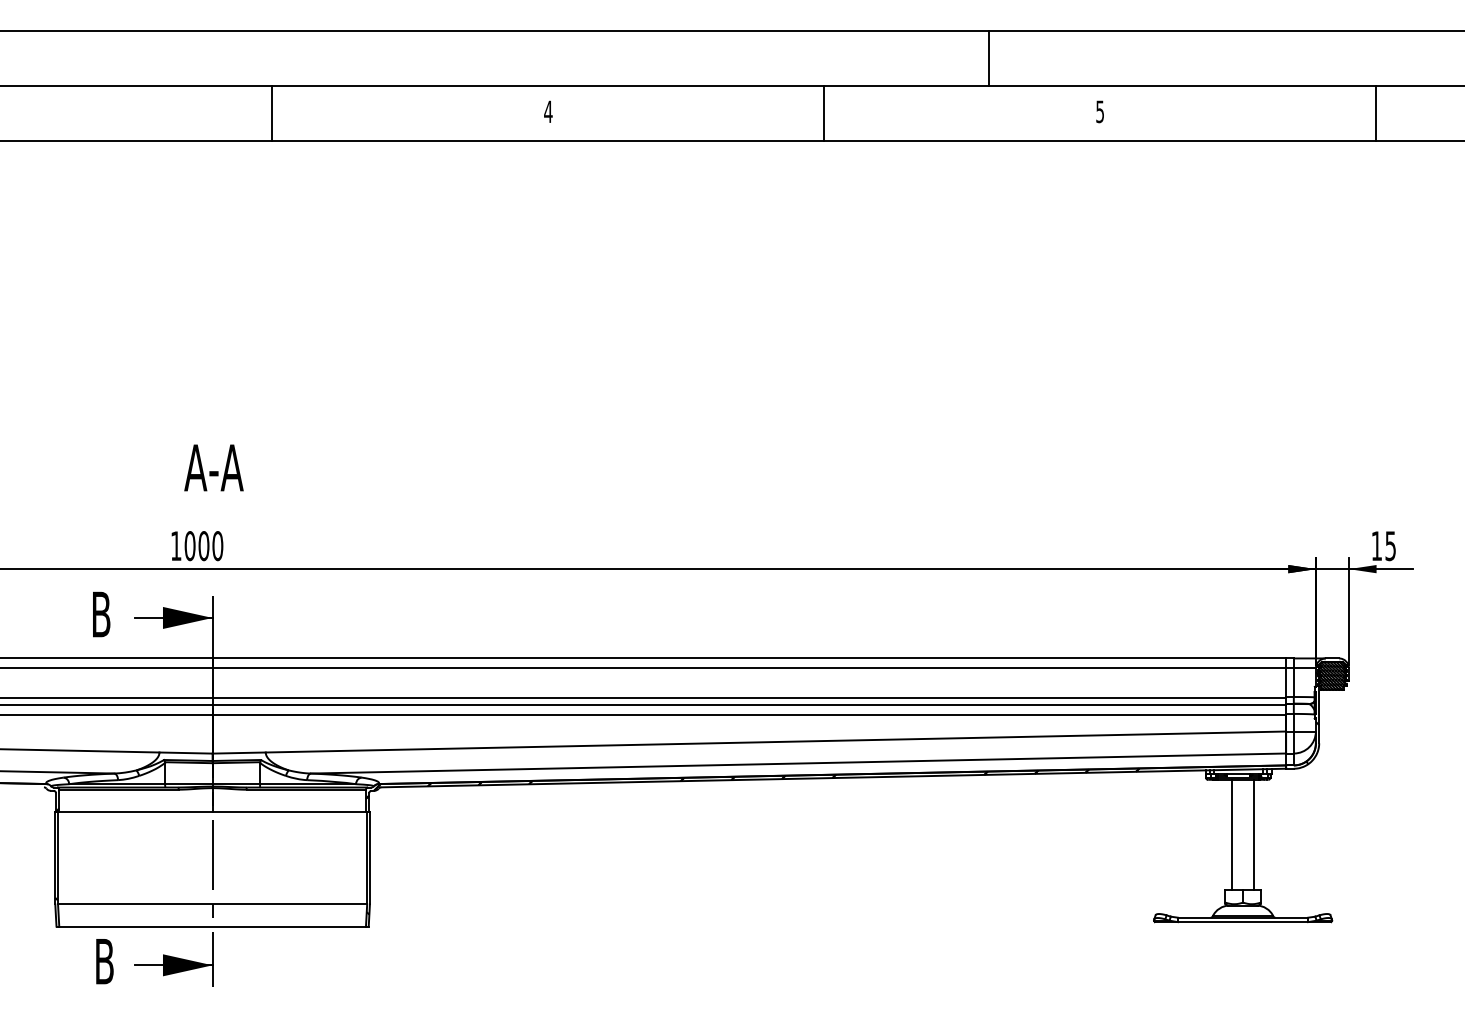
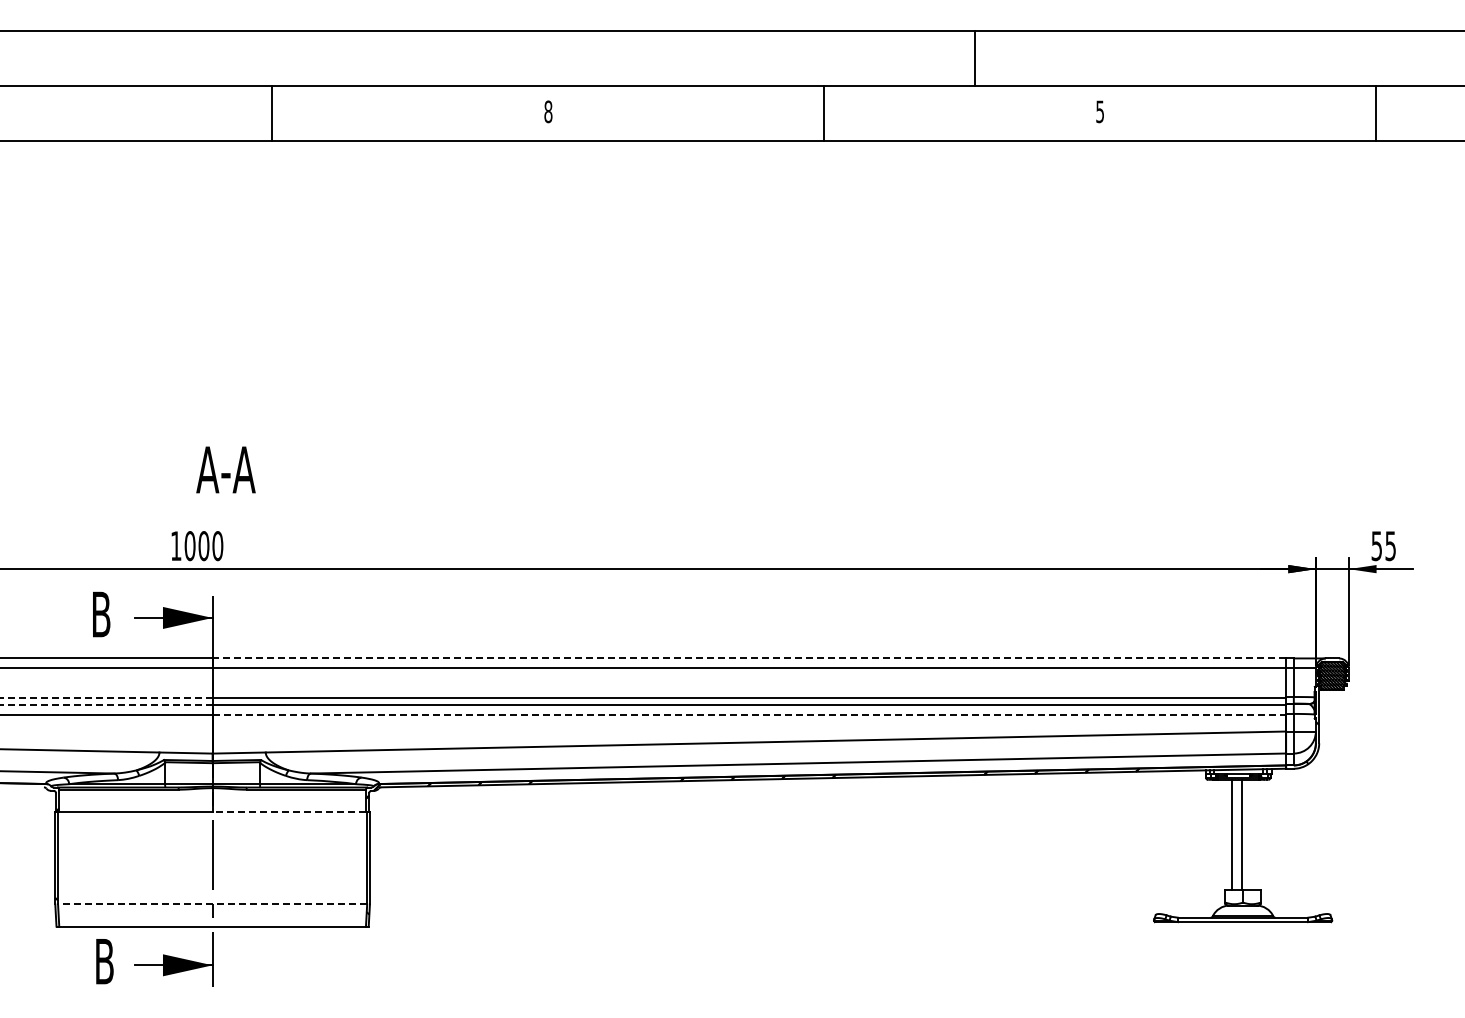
line position: (989, 57) -> (975, 57) (975, 57)
text: 4 -> 8 (548, 111)
text position: (213, 467) -> (225, 469) (225, 469)
text: 15 -> 55 (1376, 546)
line: solid -> dashed (749, 658)
line: solid -> dashed (106, 698)
line: solid -> dashed (106, 704)
line: solid -> dashed (749, 714)
line: solid -> dashed (289, 811)
line position: (1254, 834) -> (1242, 834) (1242, 834)
line: solid -> dashed (212, 904)
